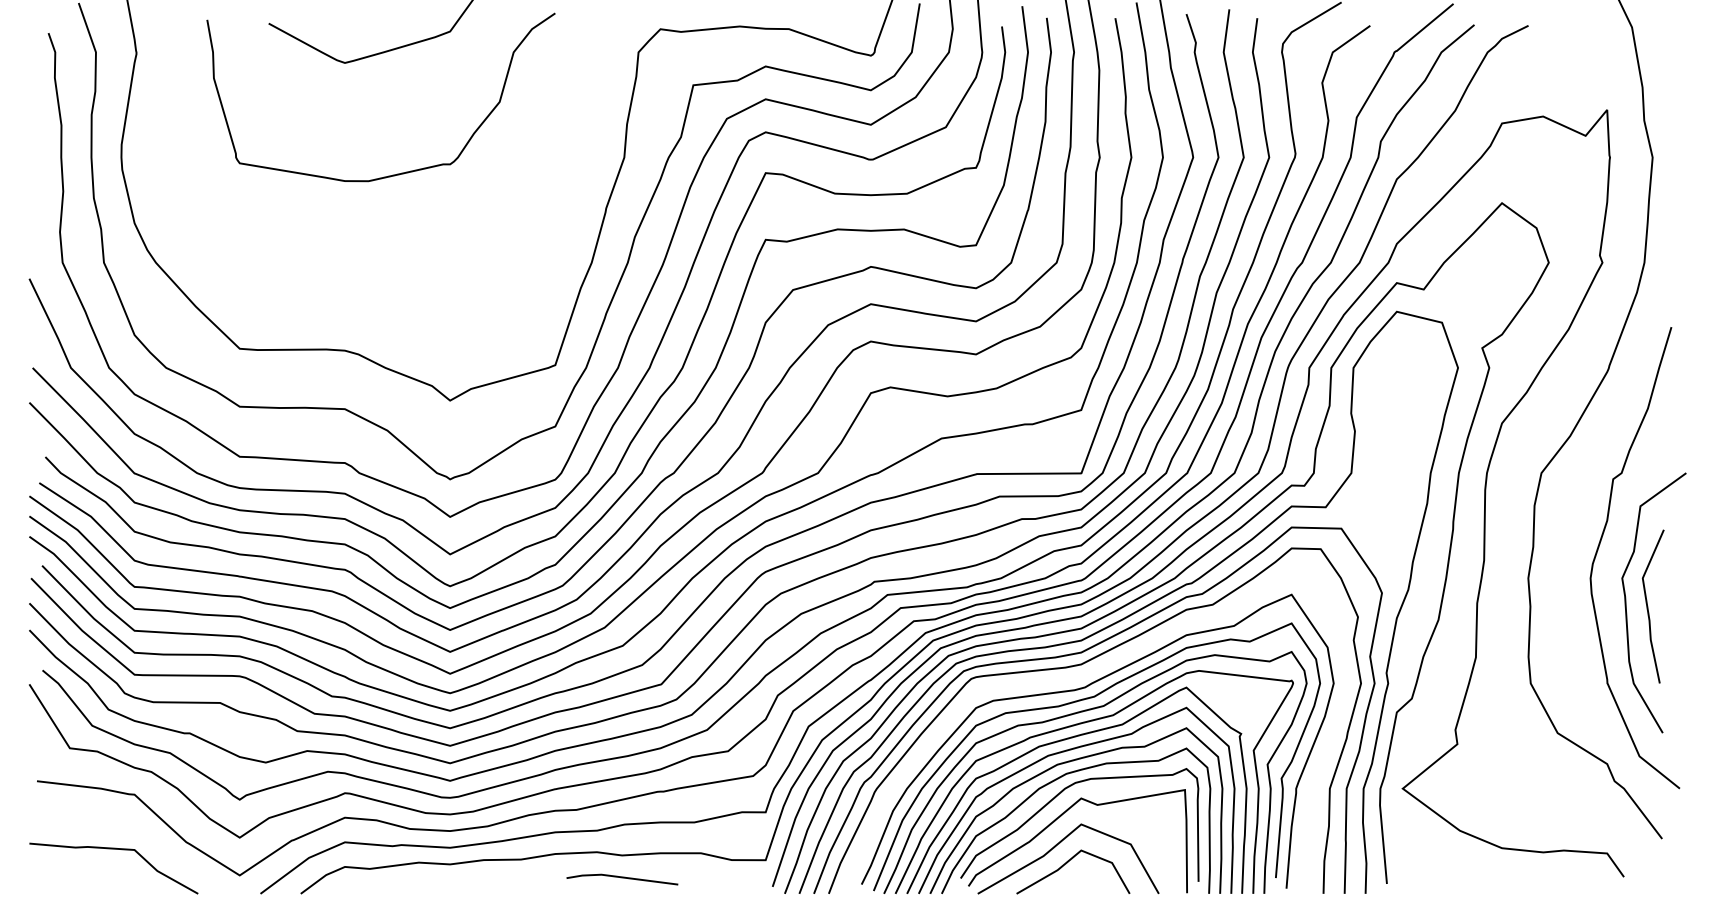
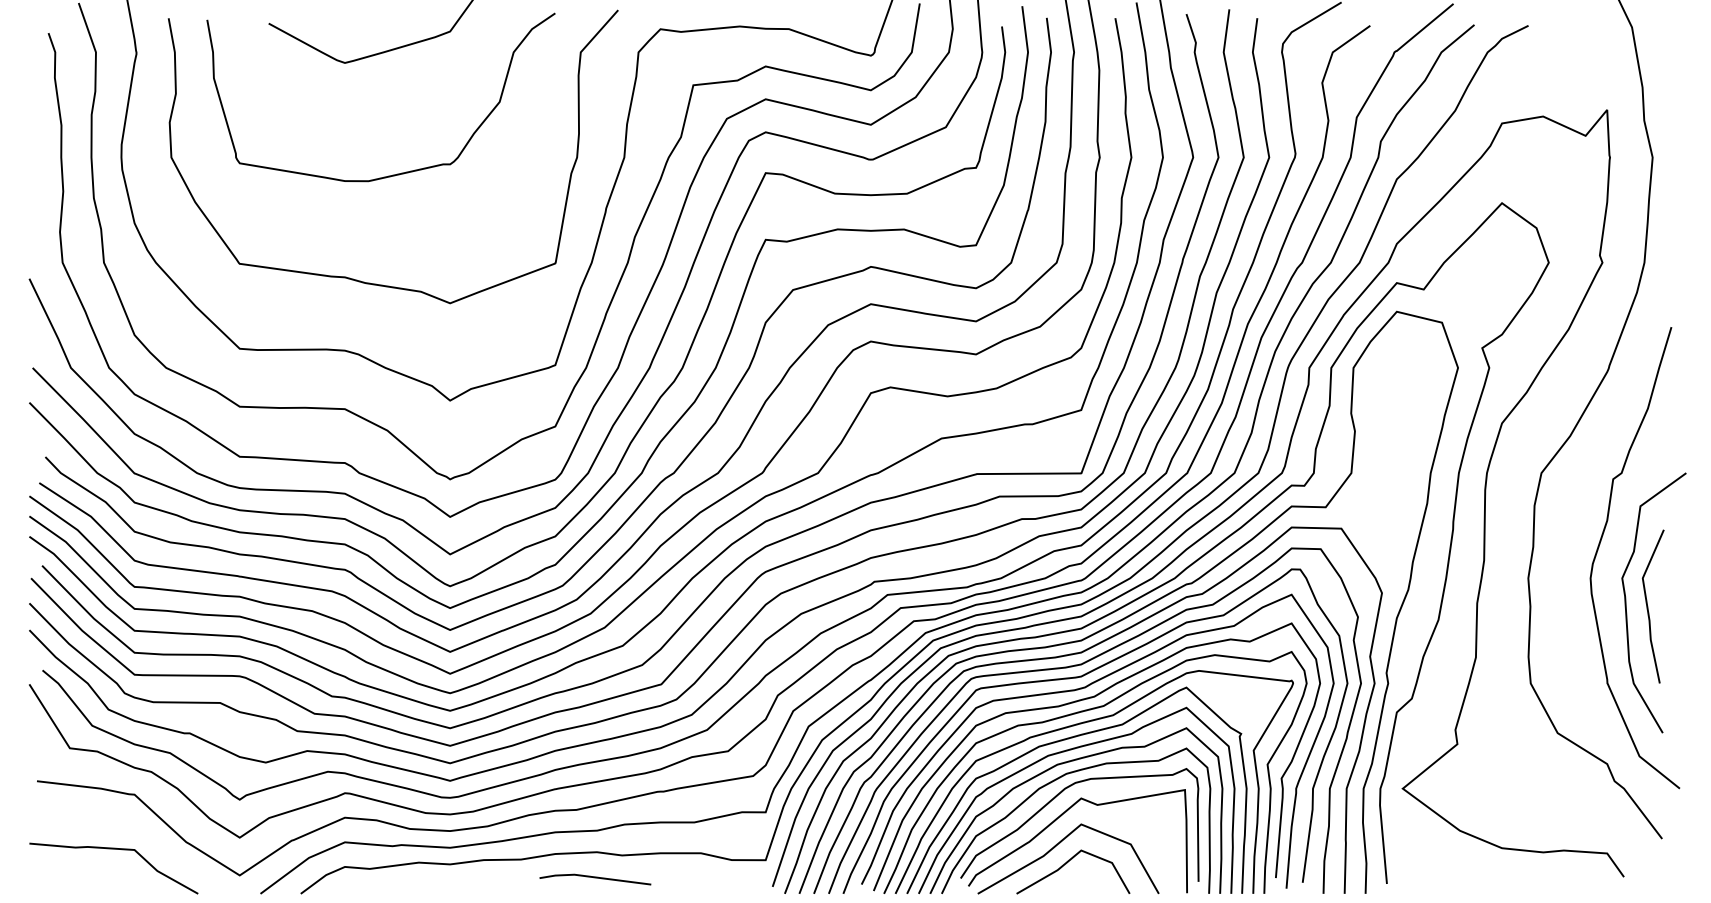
curve: none -> present (357, 279)
curve: none -> present (1081, 677)
line position: (622, 878) -> (595, 878) (595, 878)
